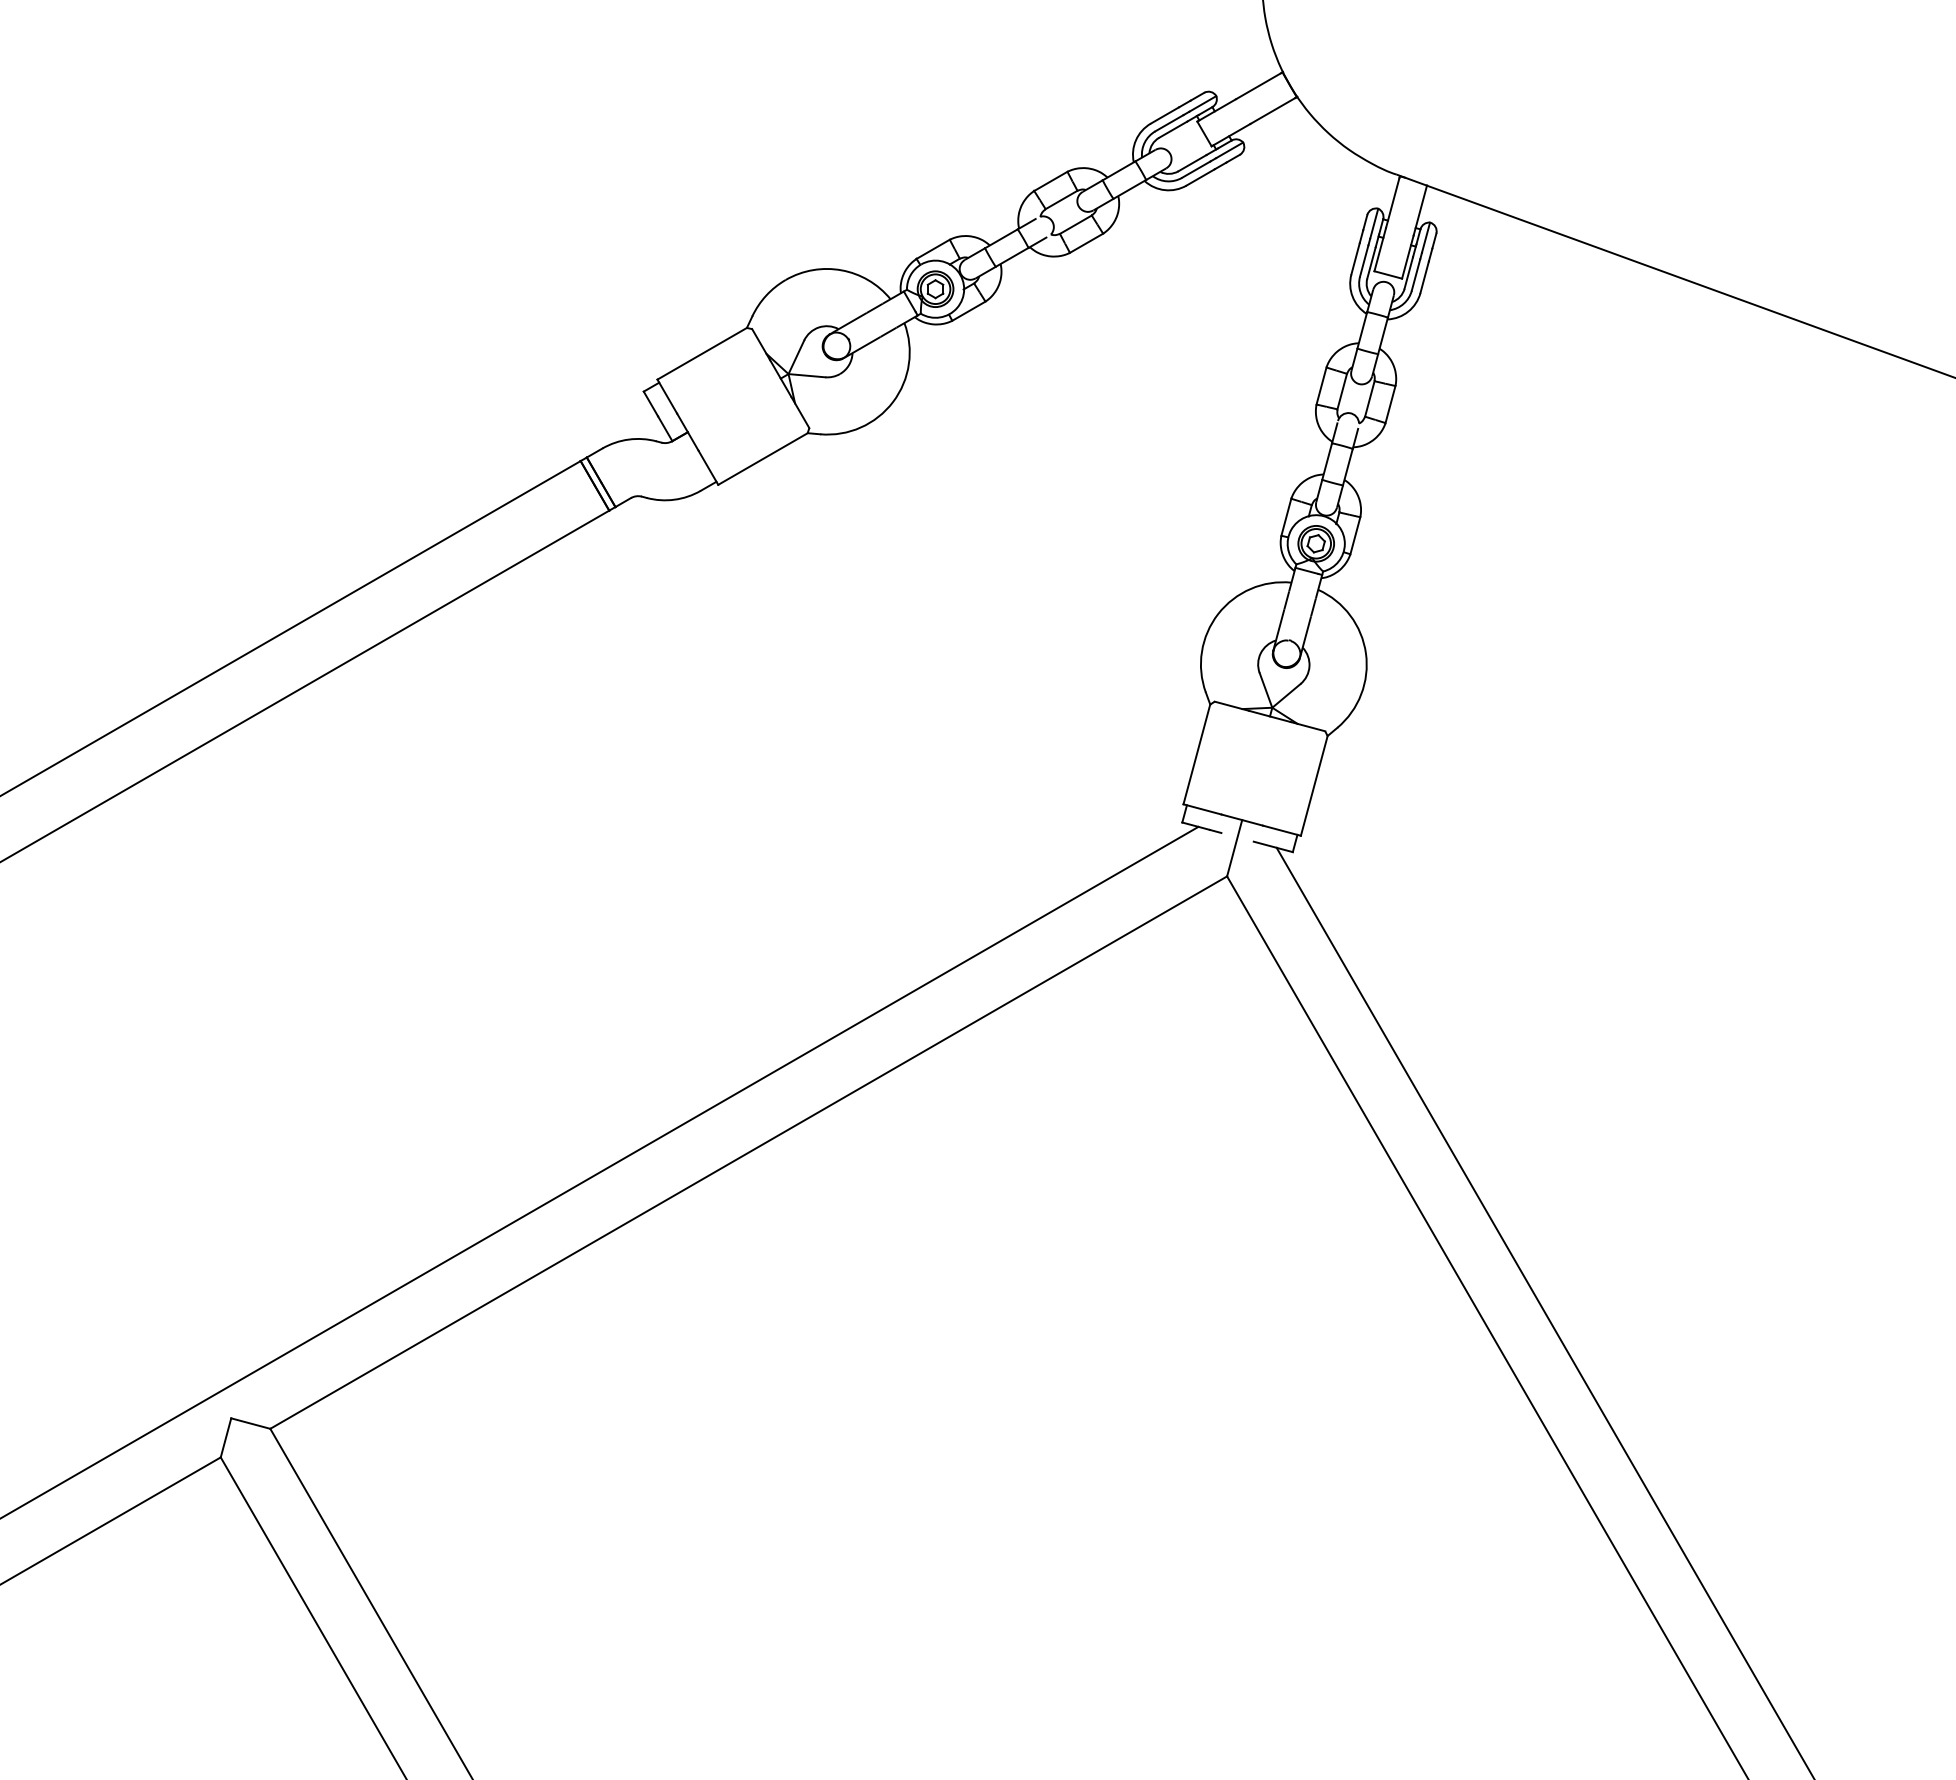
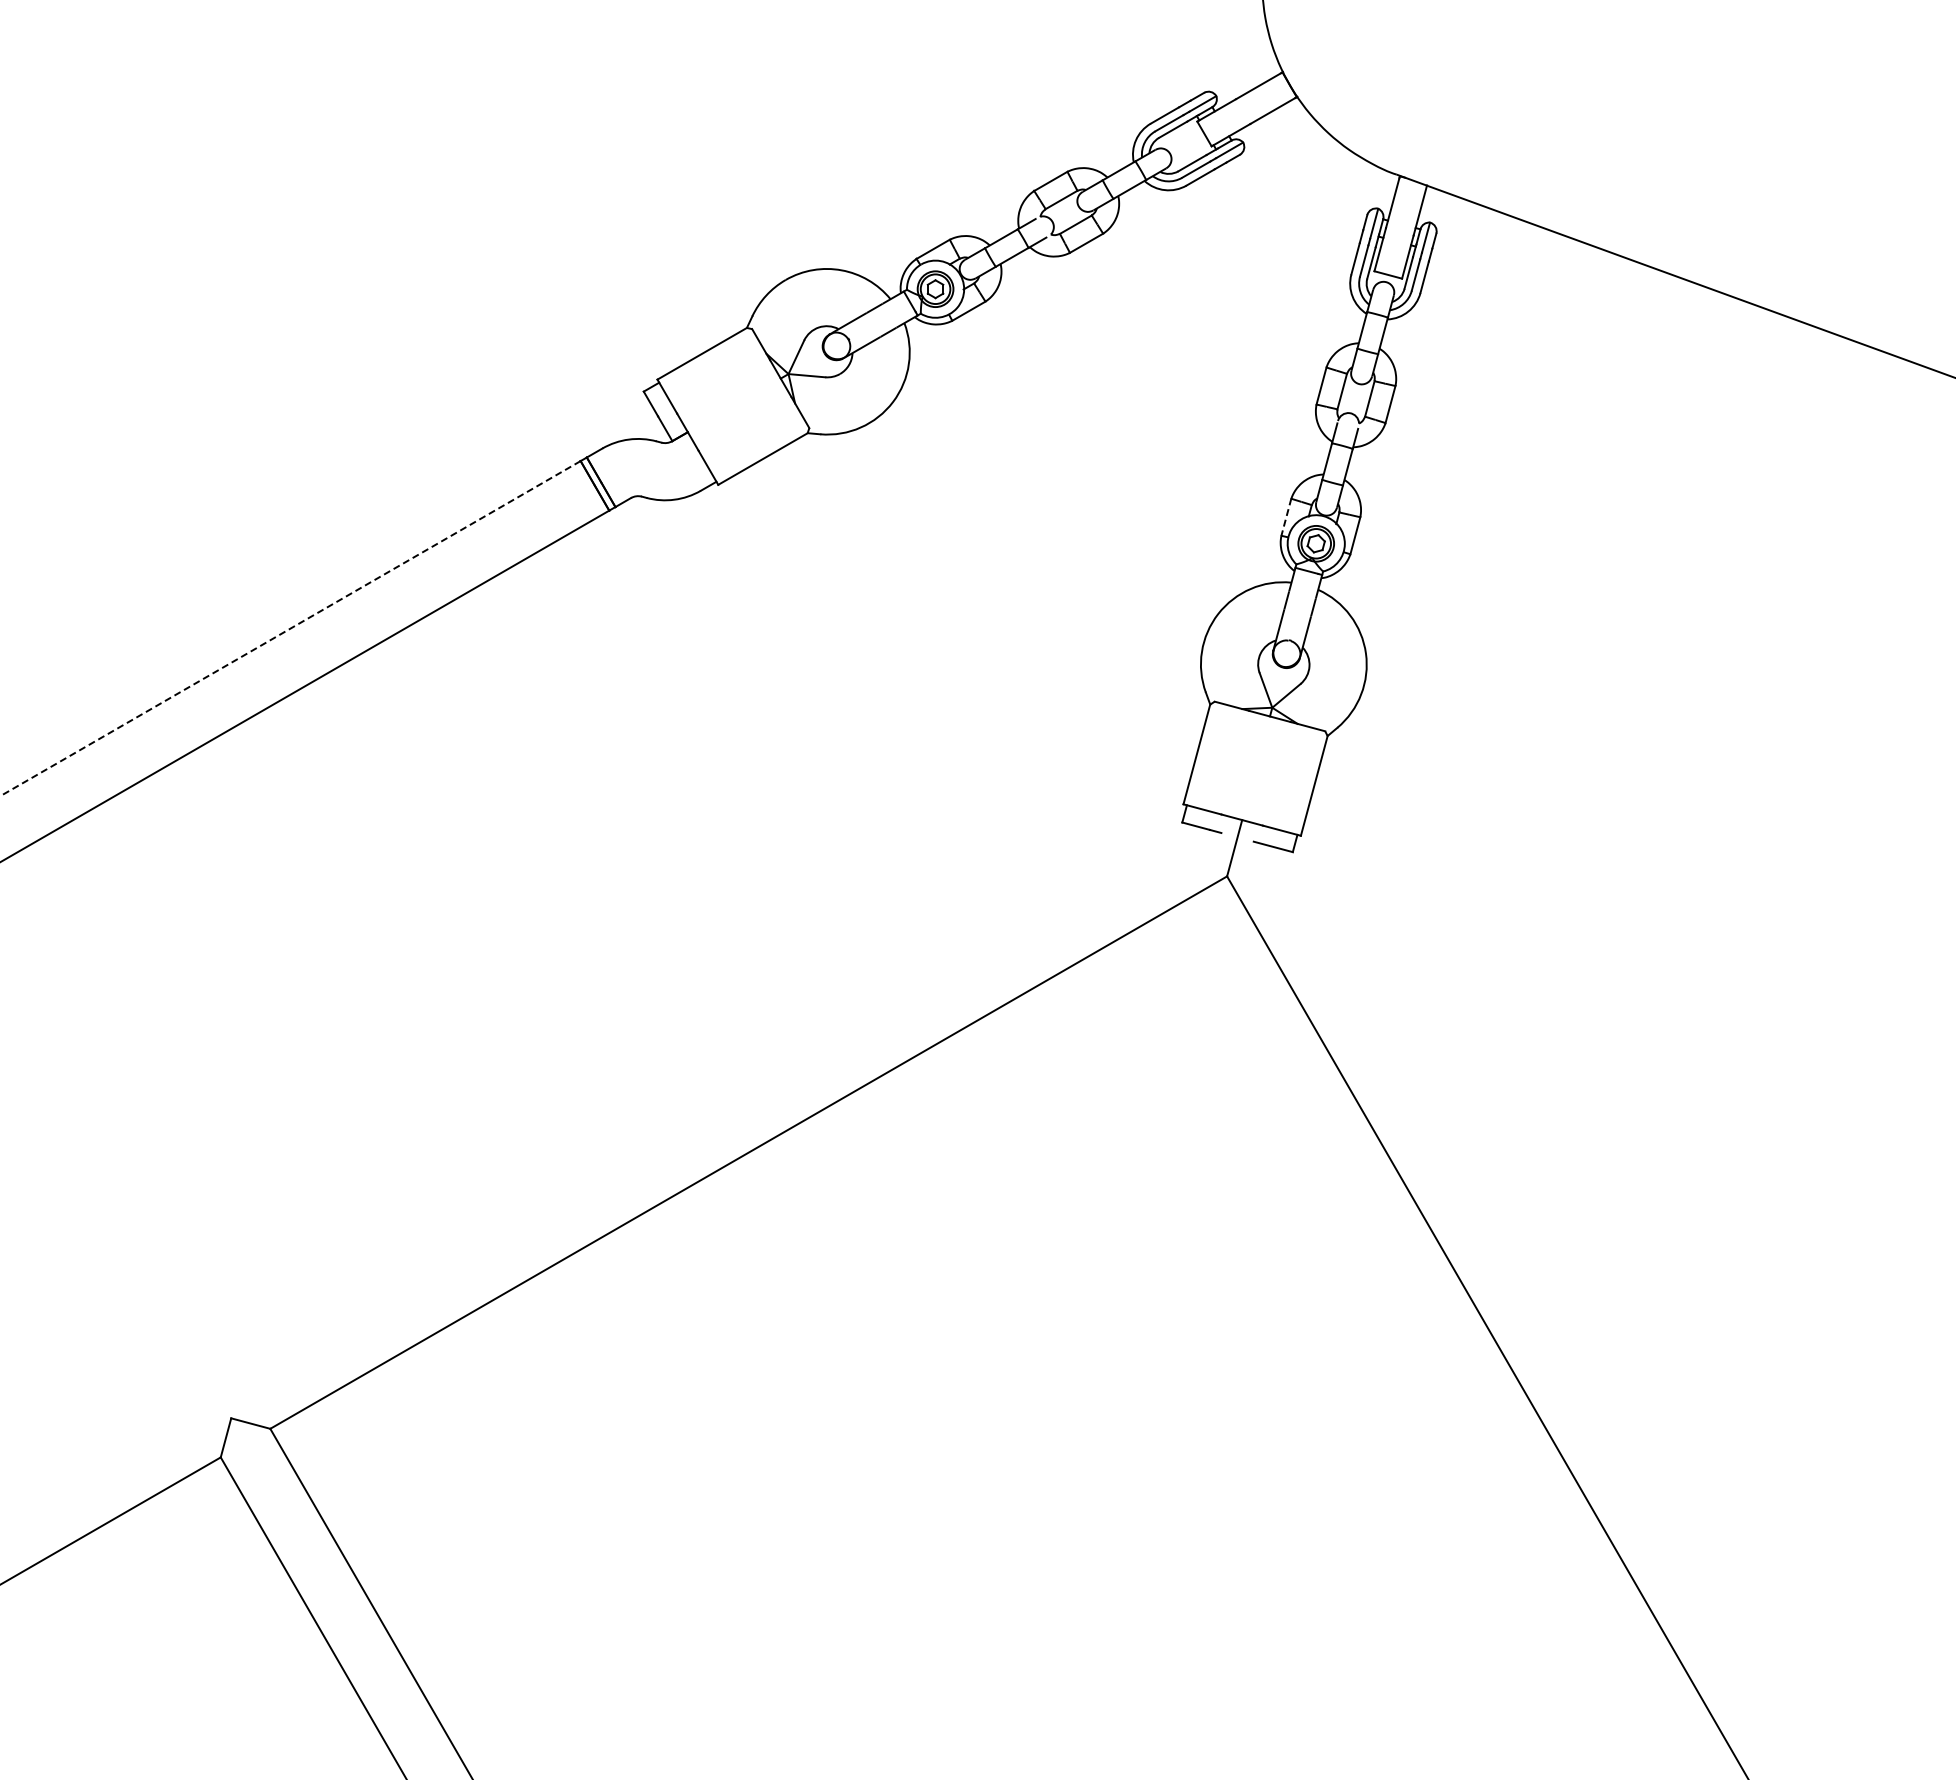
line: solid -> dashed (1286, 517)
line: solid -> dashed (290, 628)
line: present -> none (600, 1171)
line: present -> none (1544, 1311)
